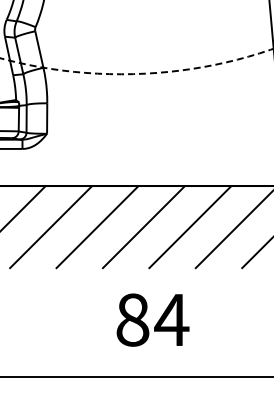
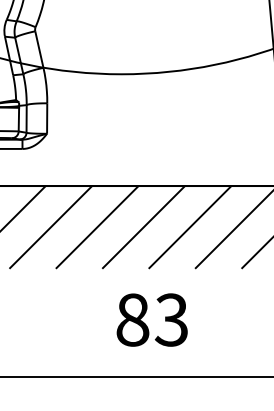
circle: dashed -> solid (136, 61)
text: 84 -> 83 (171, 319)
